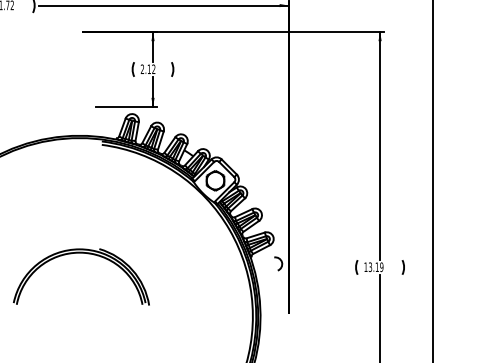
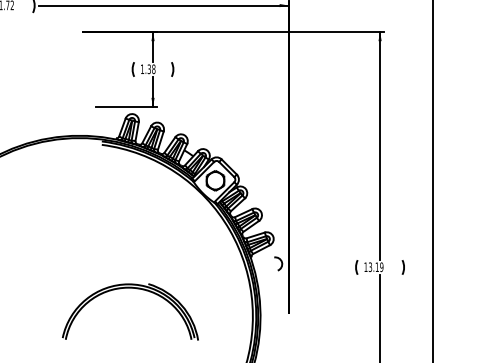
text: 2.12 -> 1.38 (147, 68)
part position: (87, 254) -> (136, 289) (136, 289)
